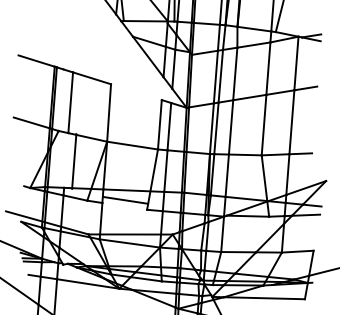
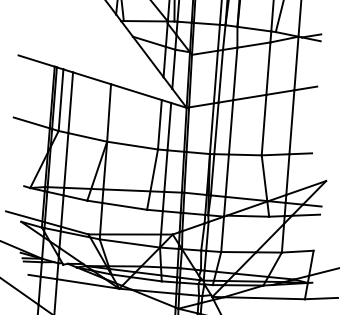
line: none -> present (299, 19)
line: none -> present (136, 92)
line: none -> present (60, 99)
line position: (74, 161) -> (66, 160) (66, 160)
line position: (125, 199) -> (124, 205) (124, 205)
line: none -> present (320, 298)
